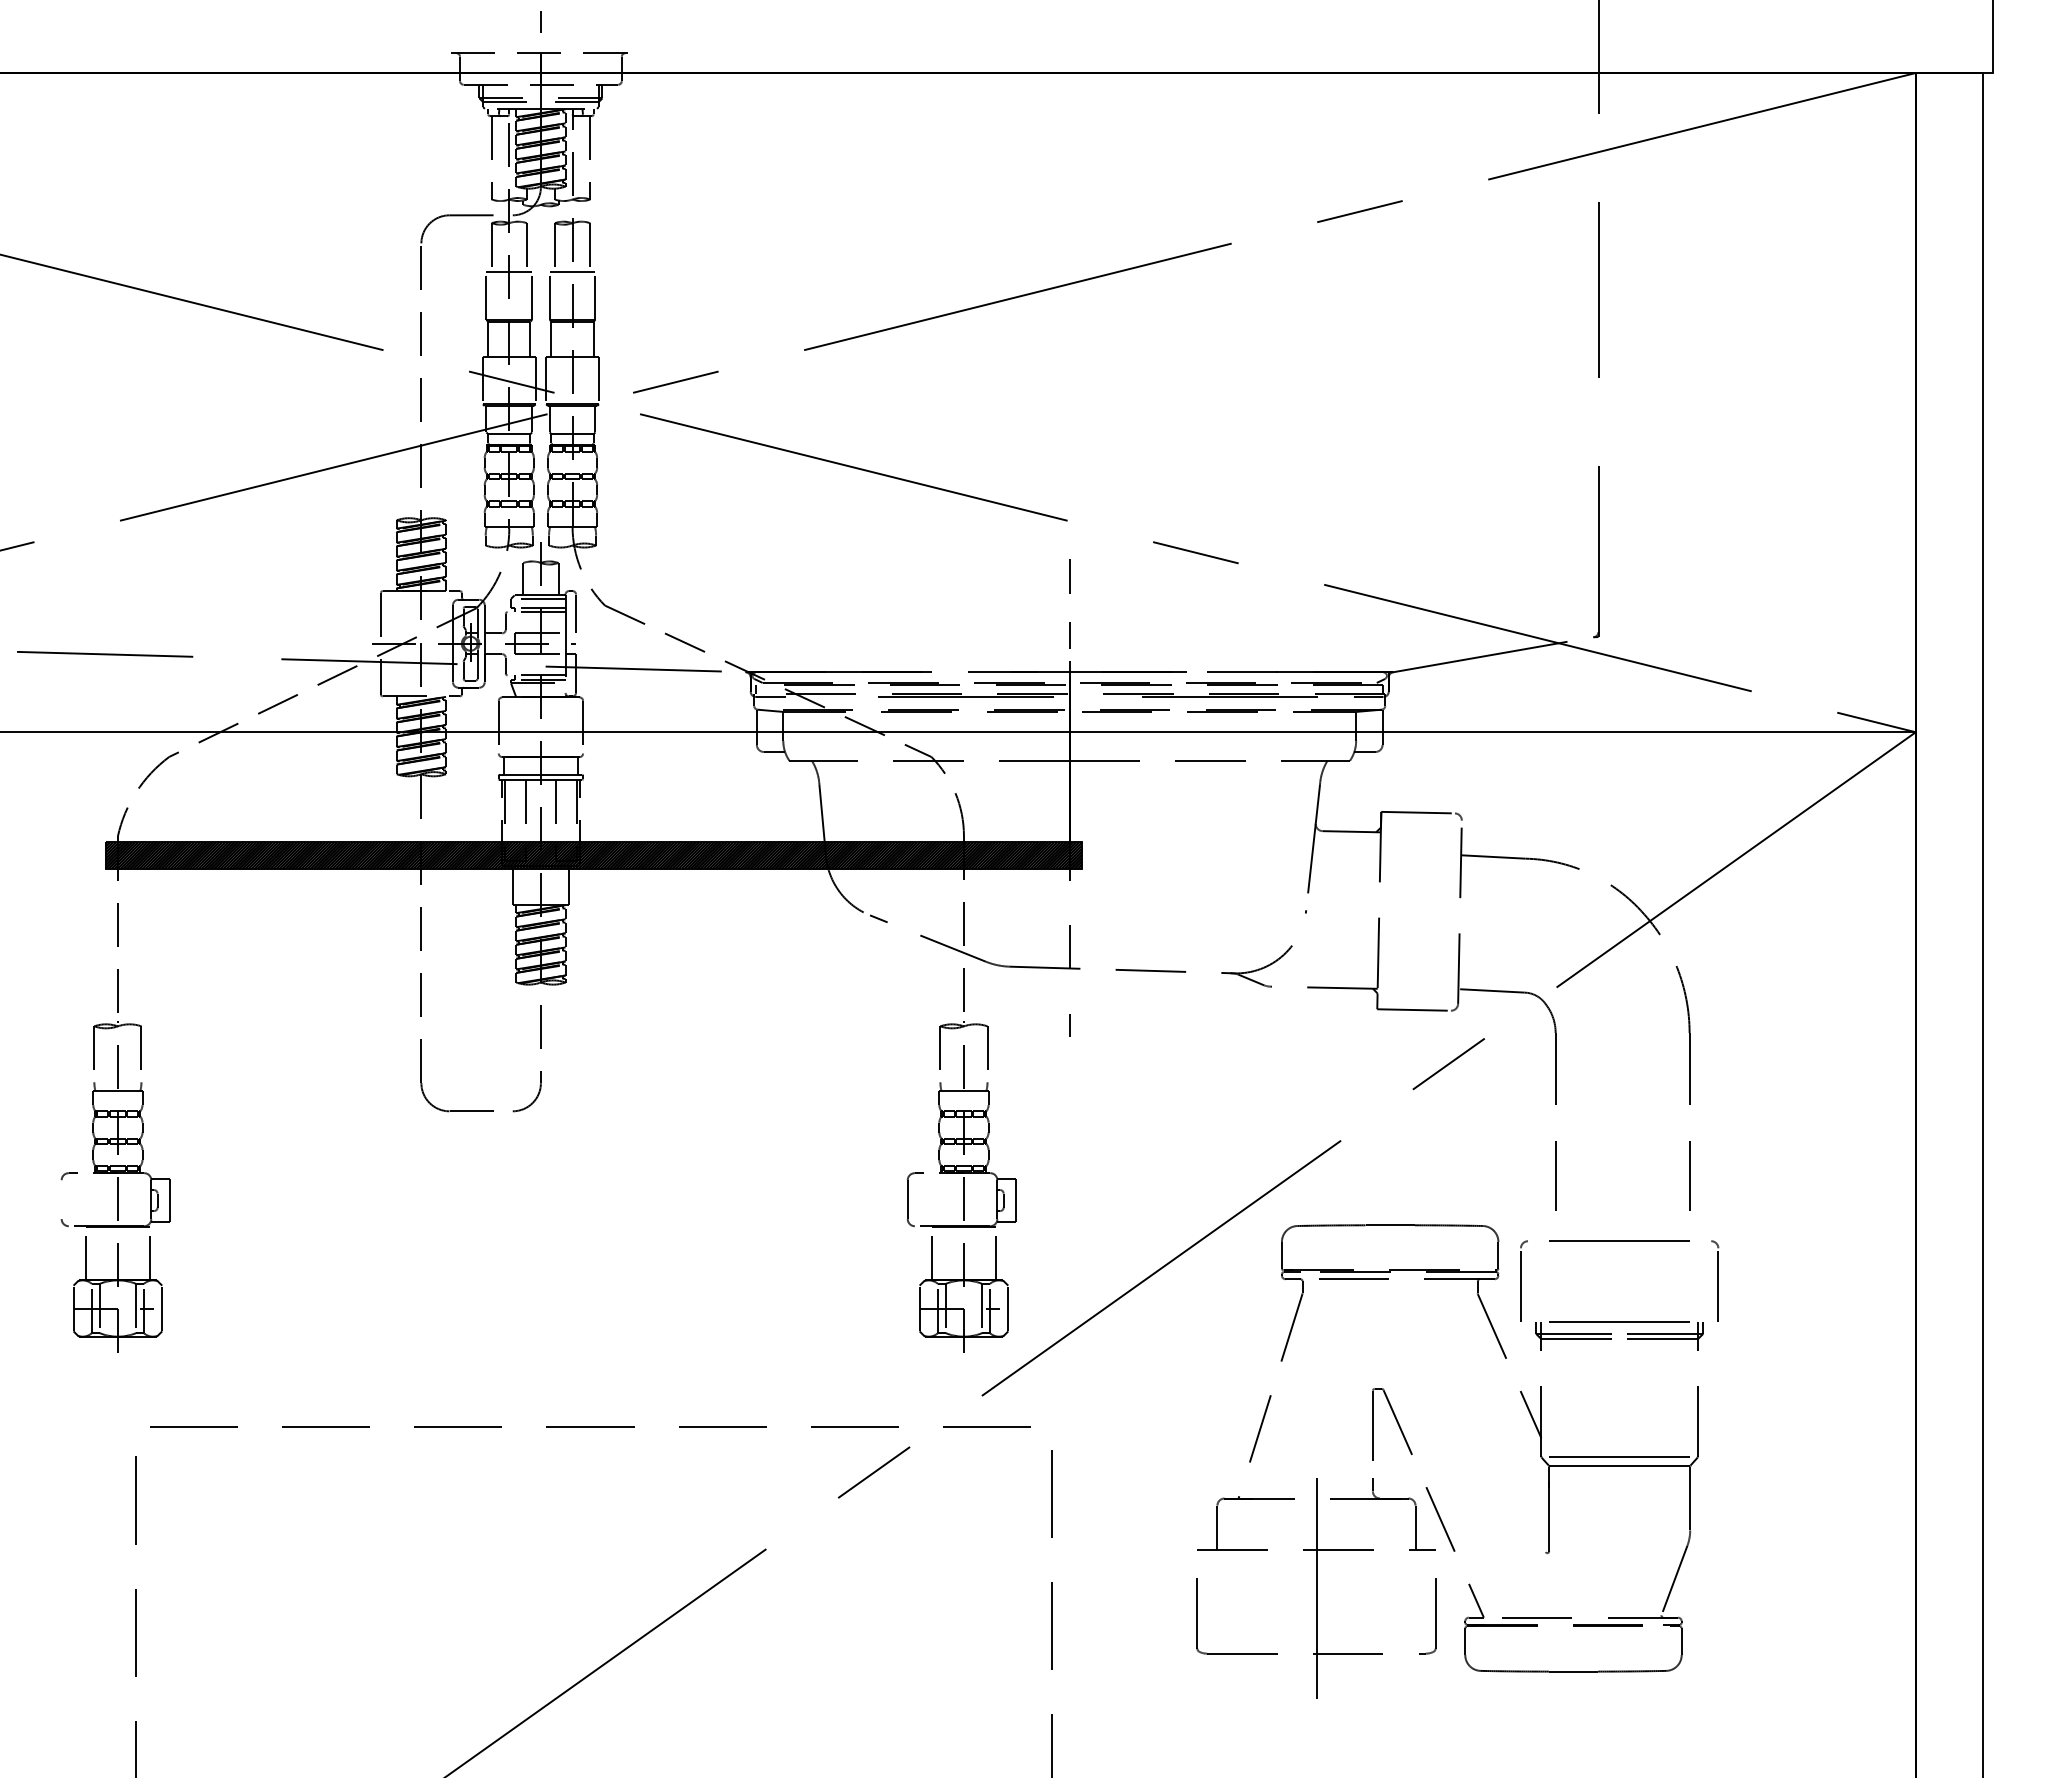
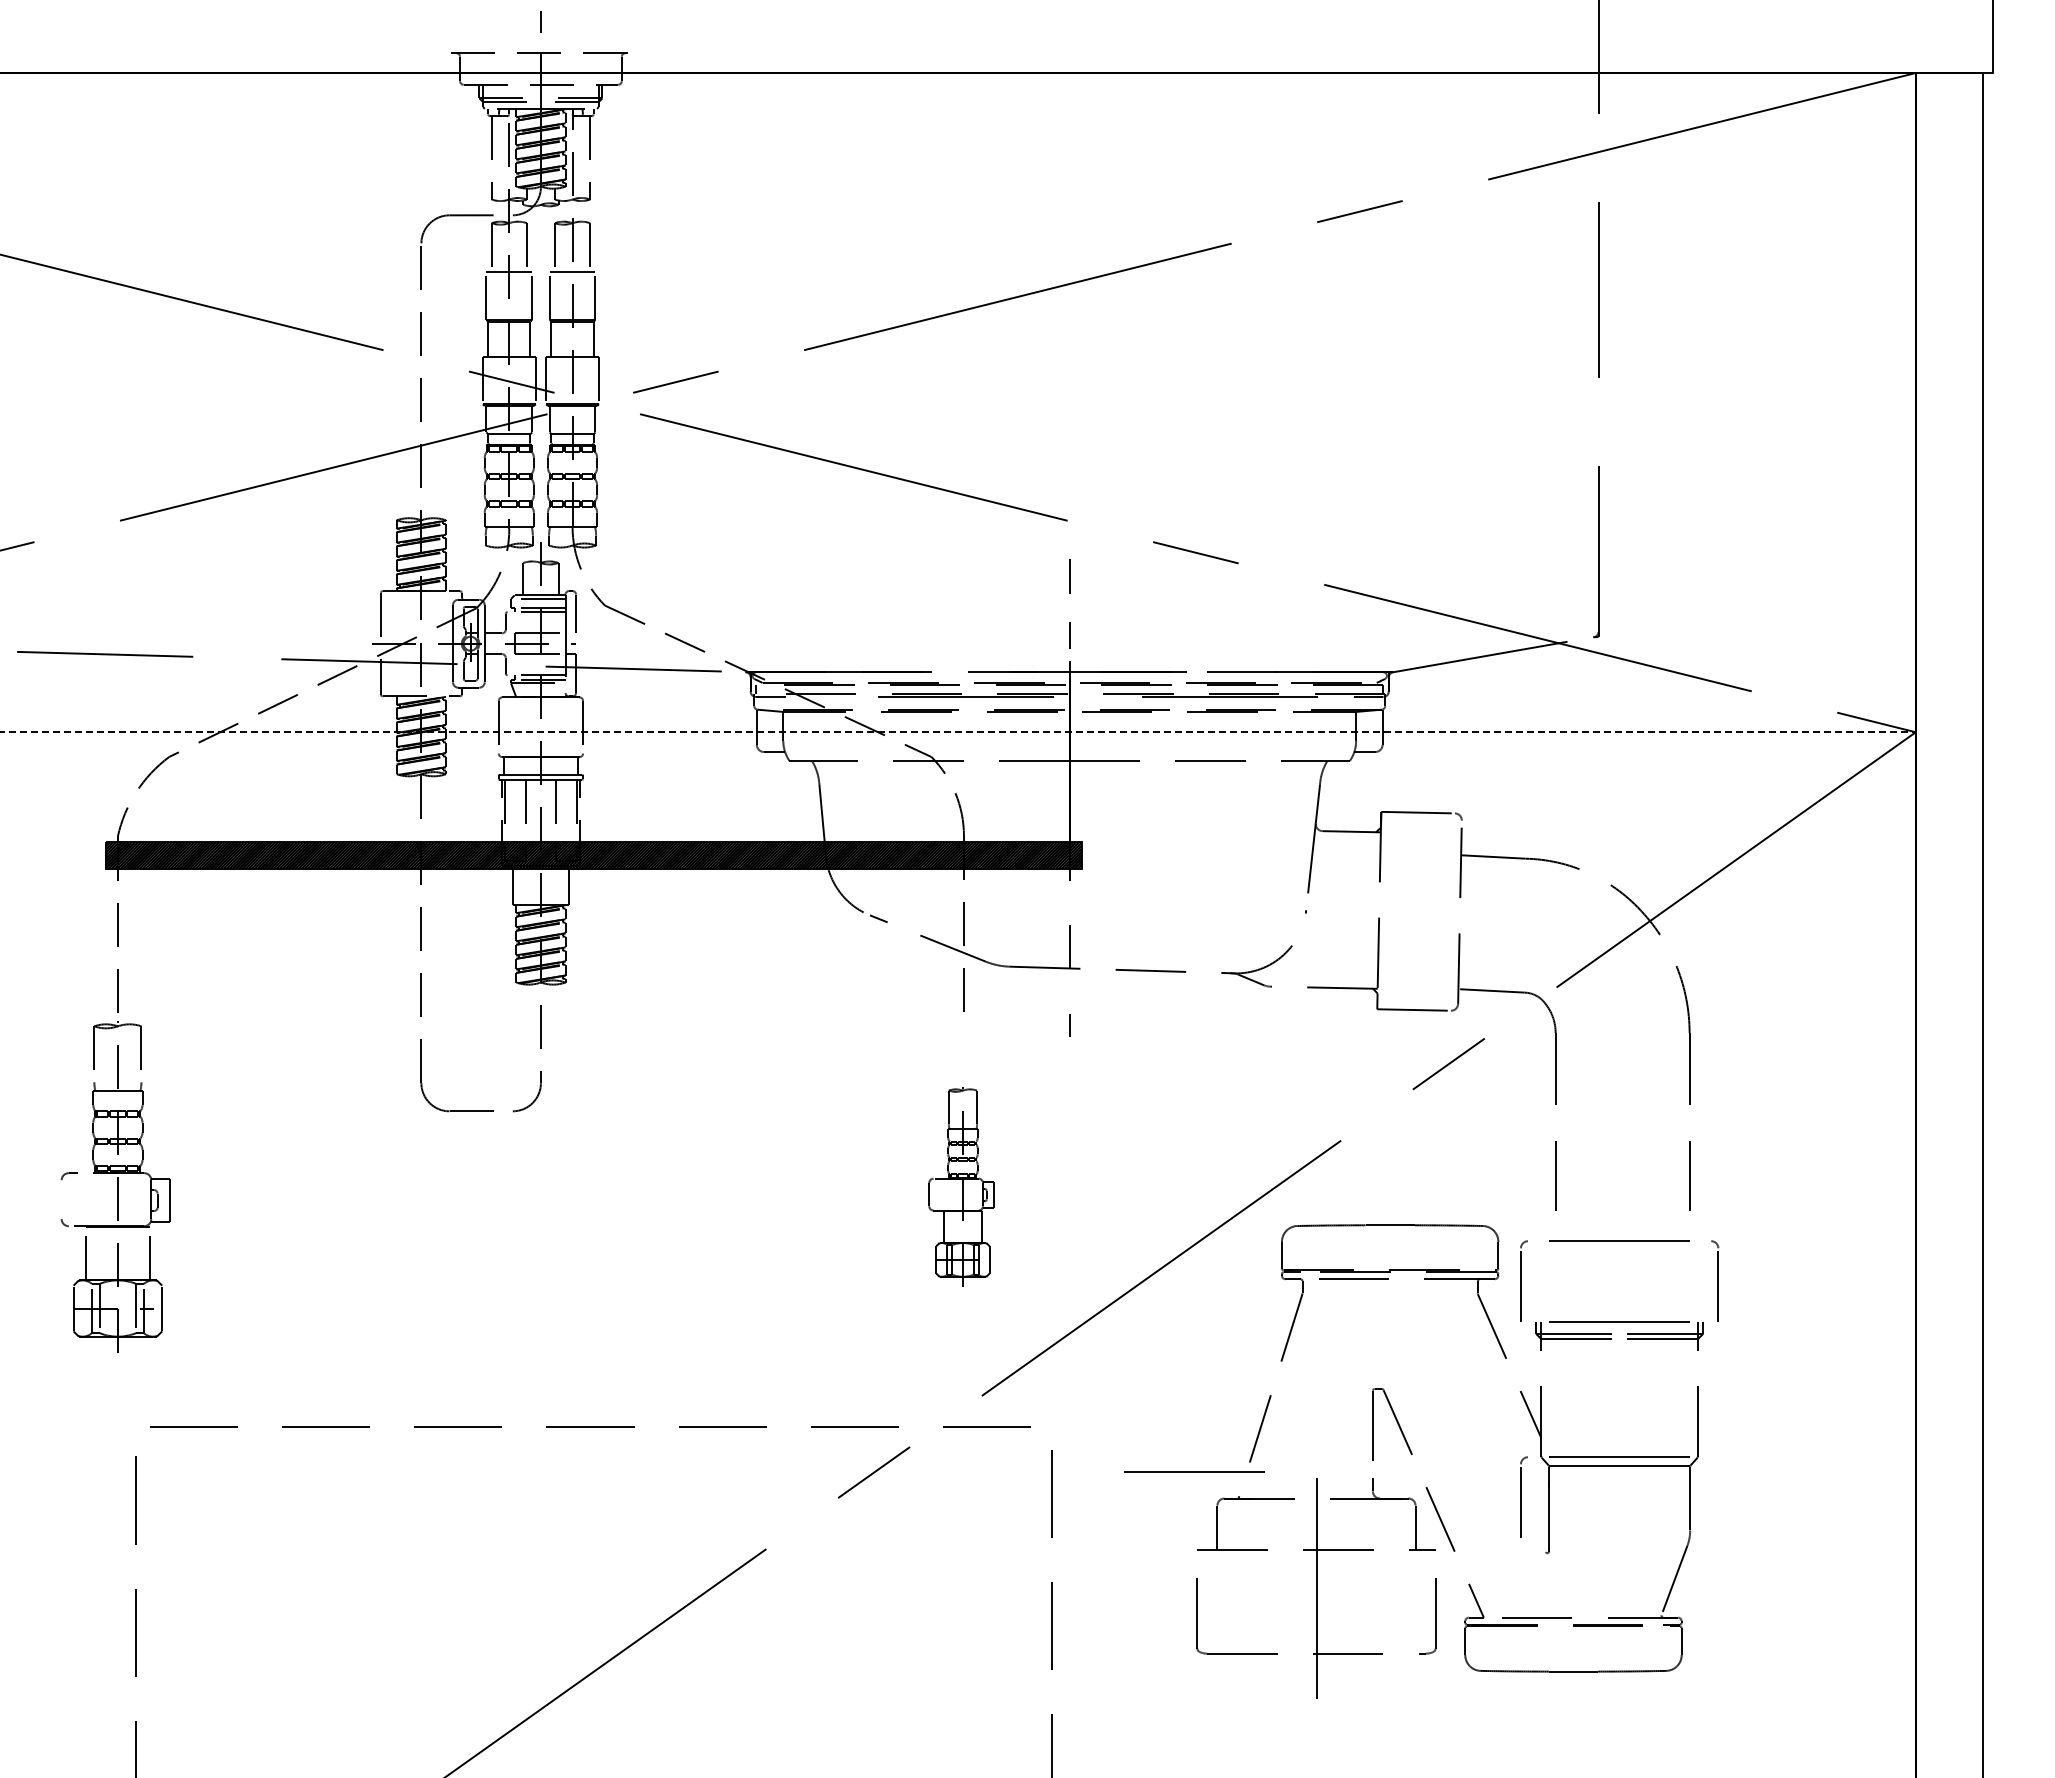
line: solid -> dashed (958, 732)
part size: 111x332 px -> 67x200 px (961, 1186)
line: none -> present (1194, 1471)
part: none -> present (1523, 1496)
